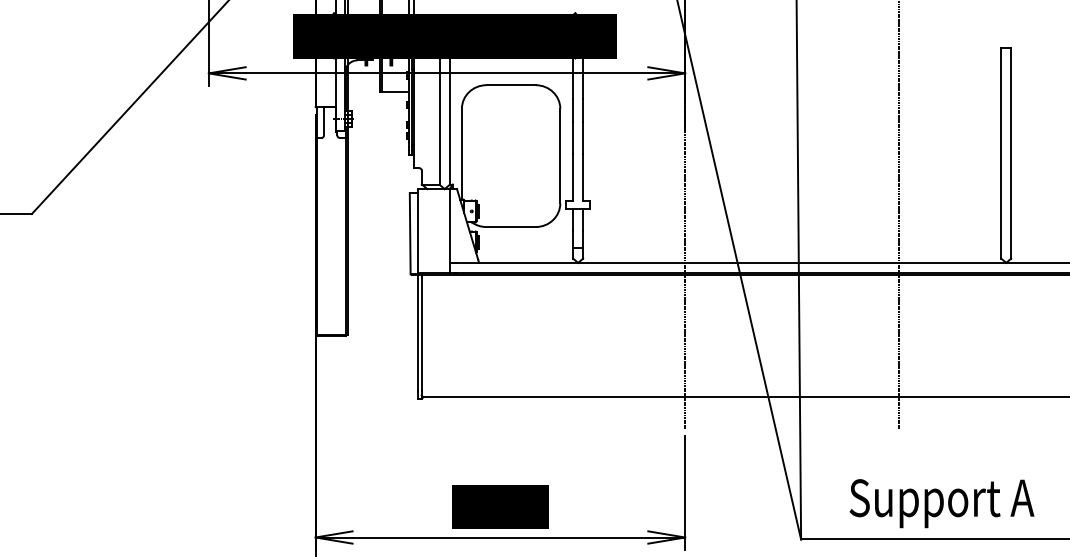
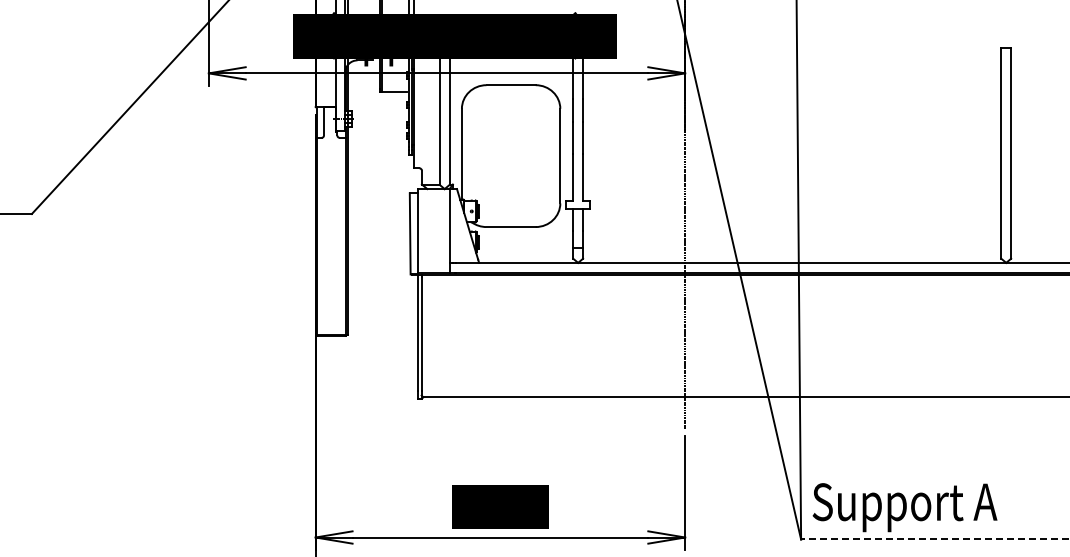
line: present -> none (899, 215)
text position: (941, 503) -> (904, 507) (904, 507)
line: solid -> dashed (935, 539)
